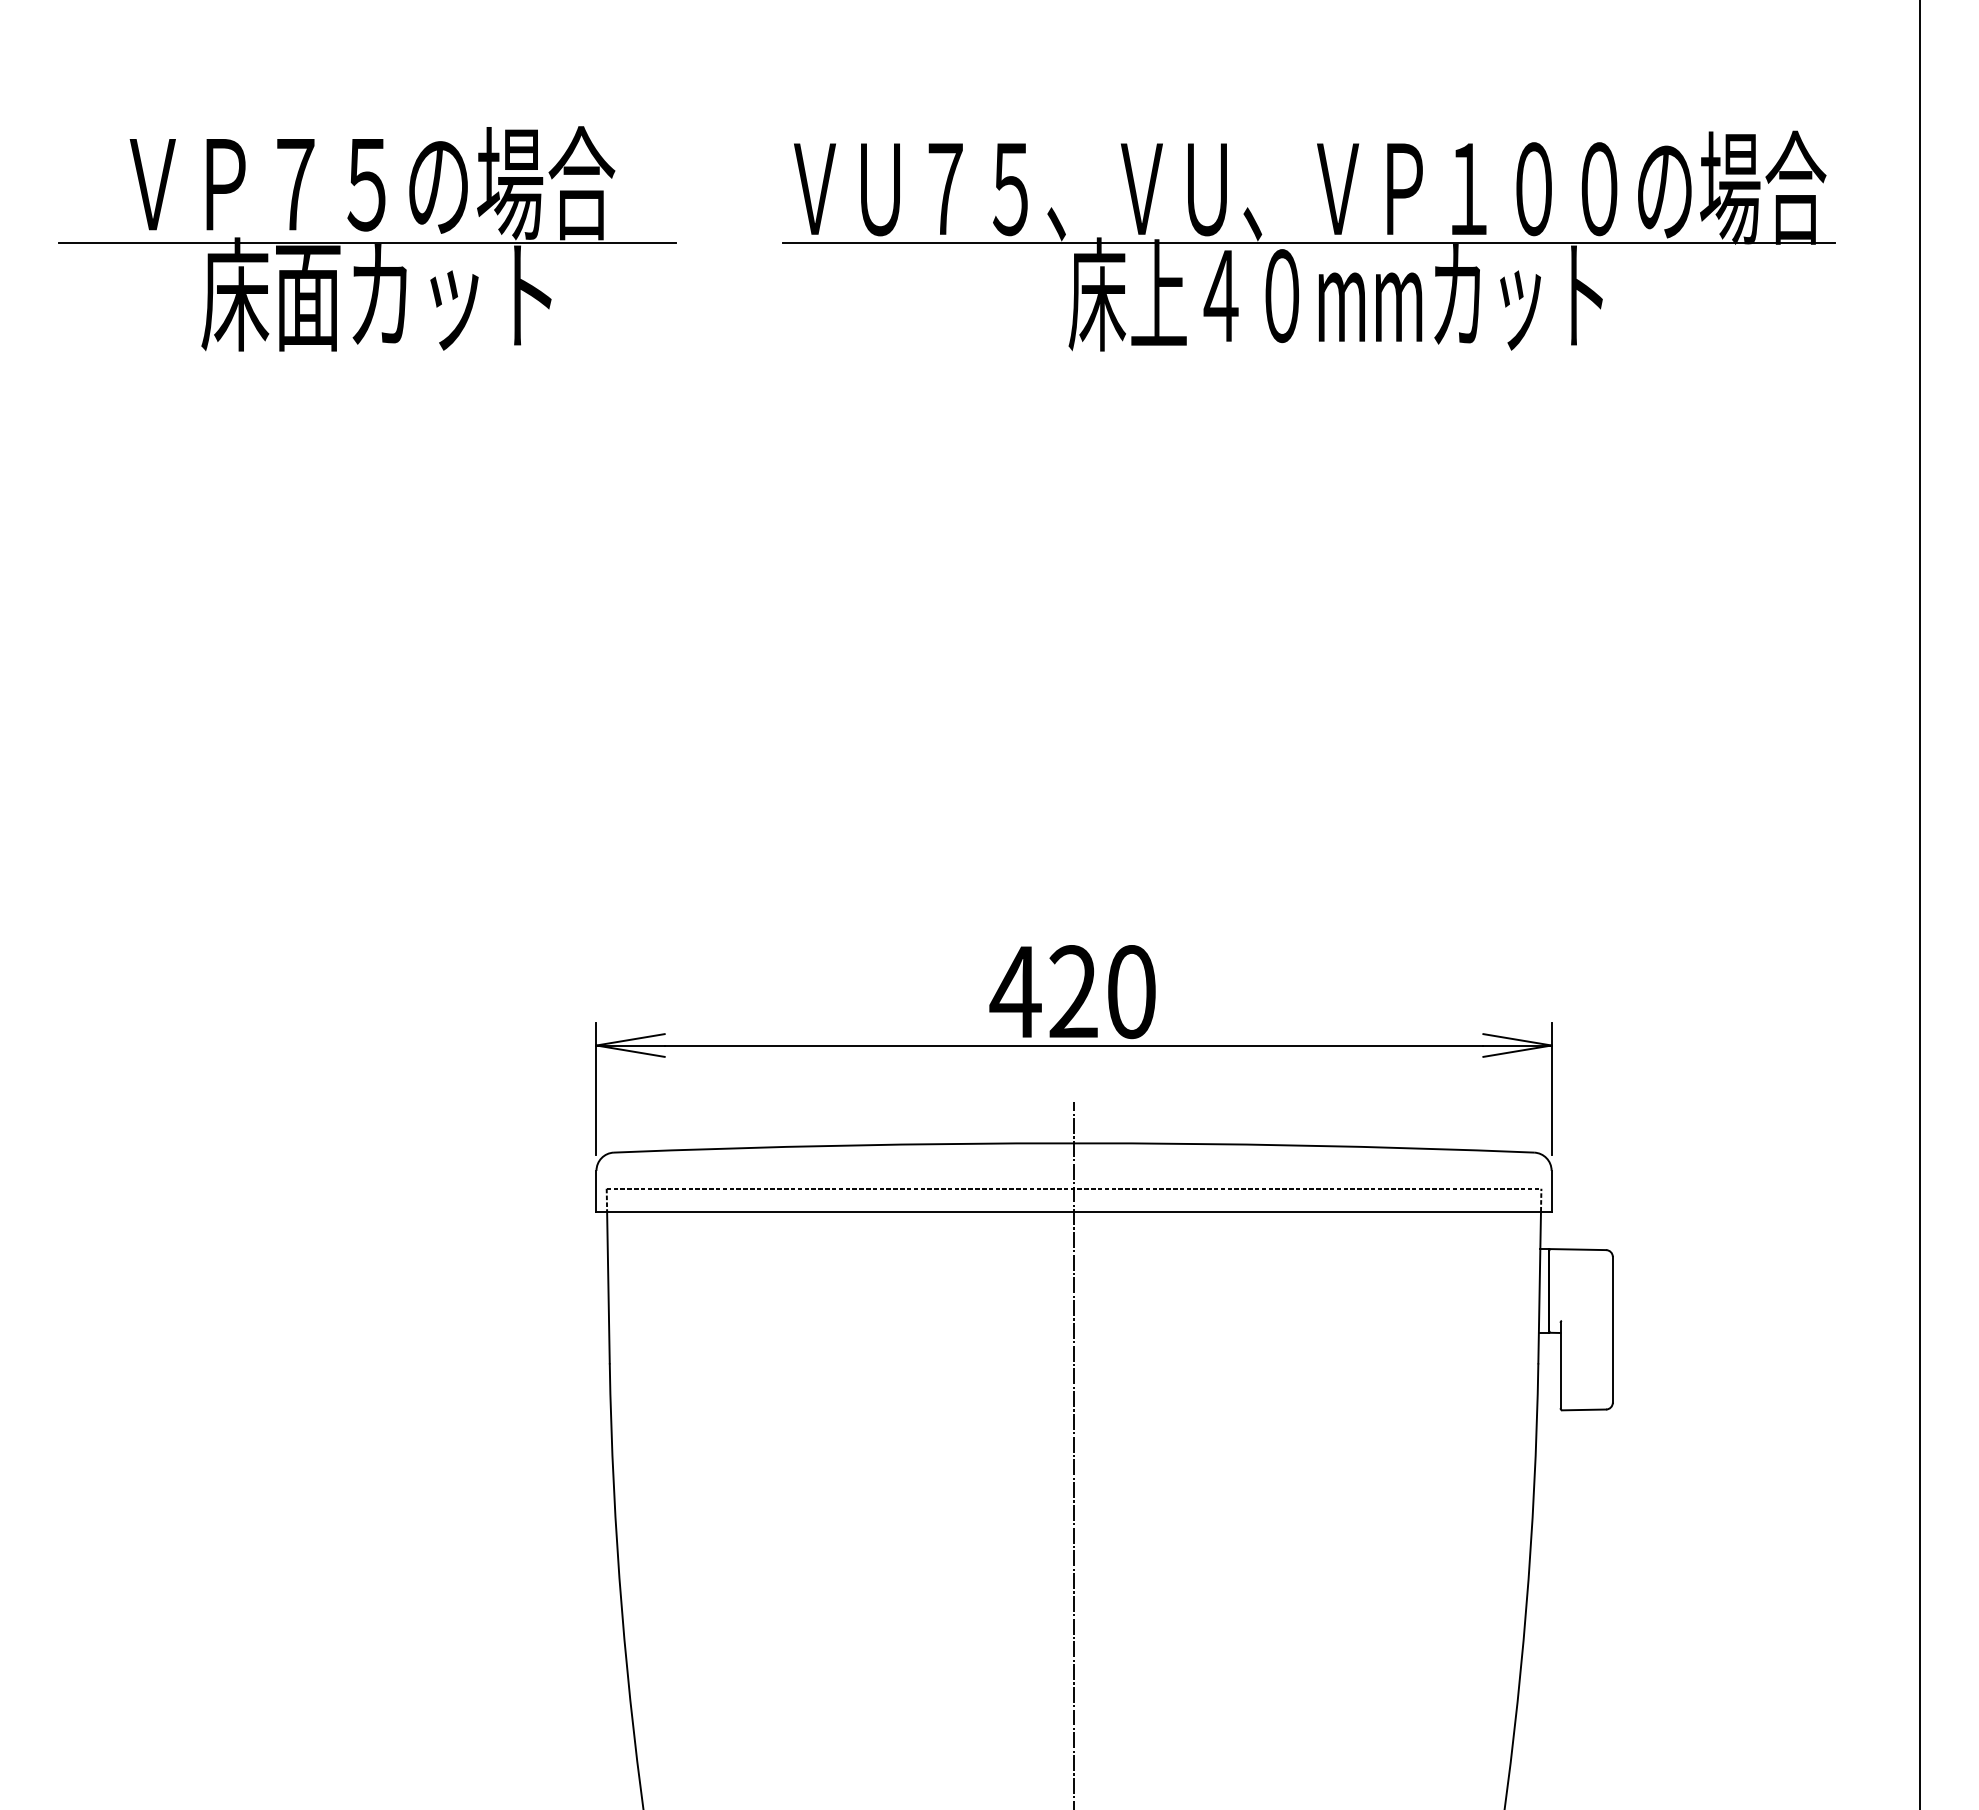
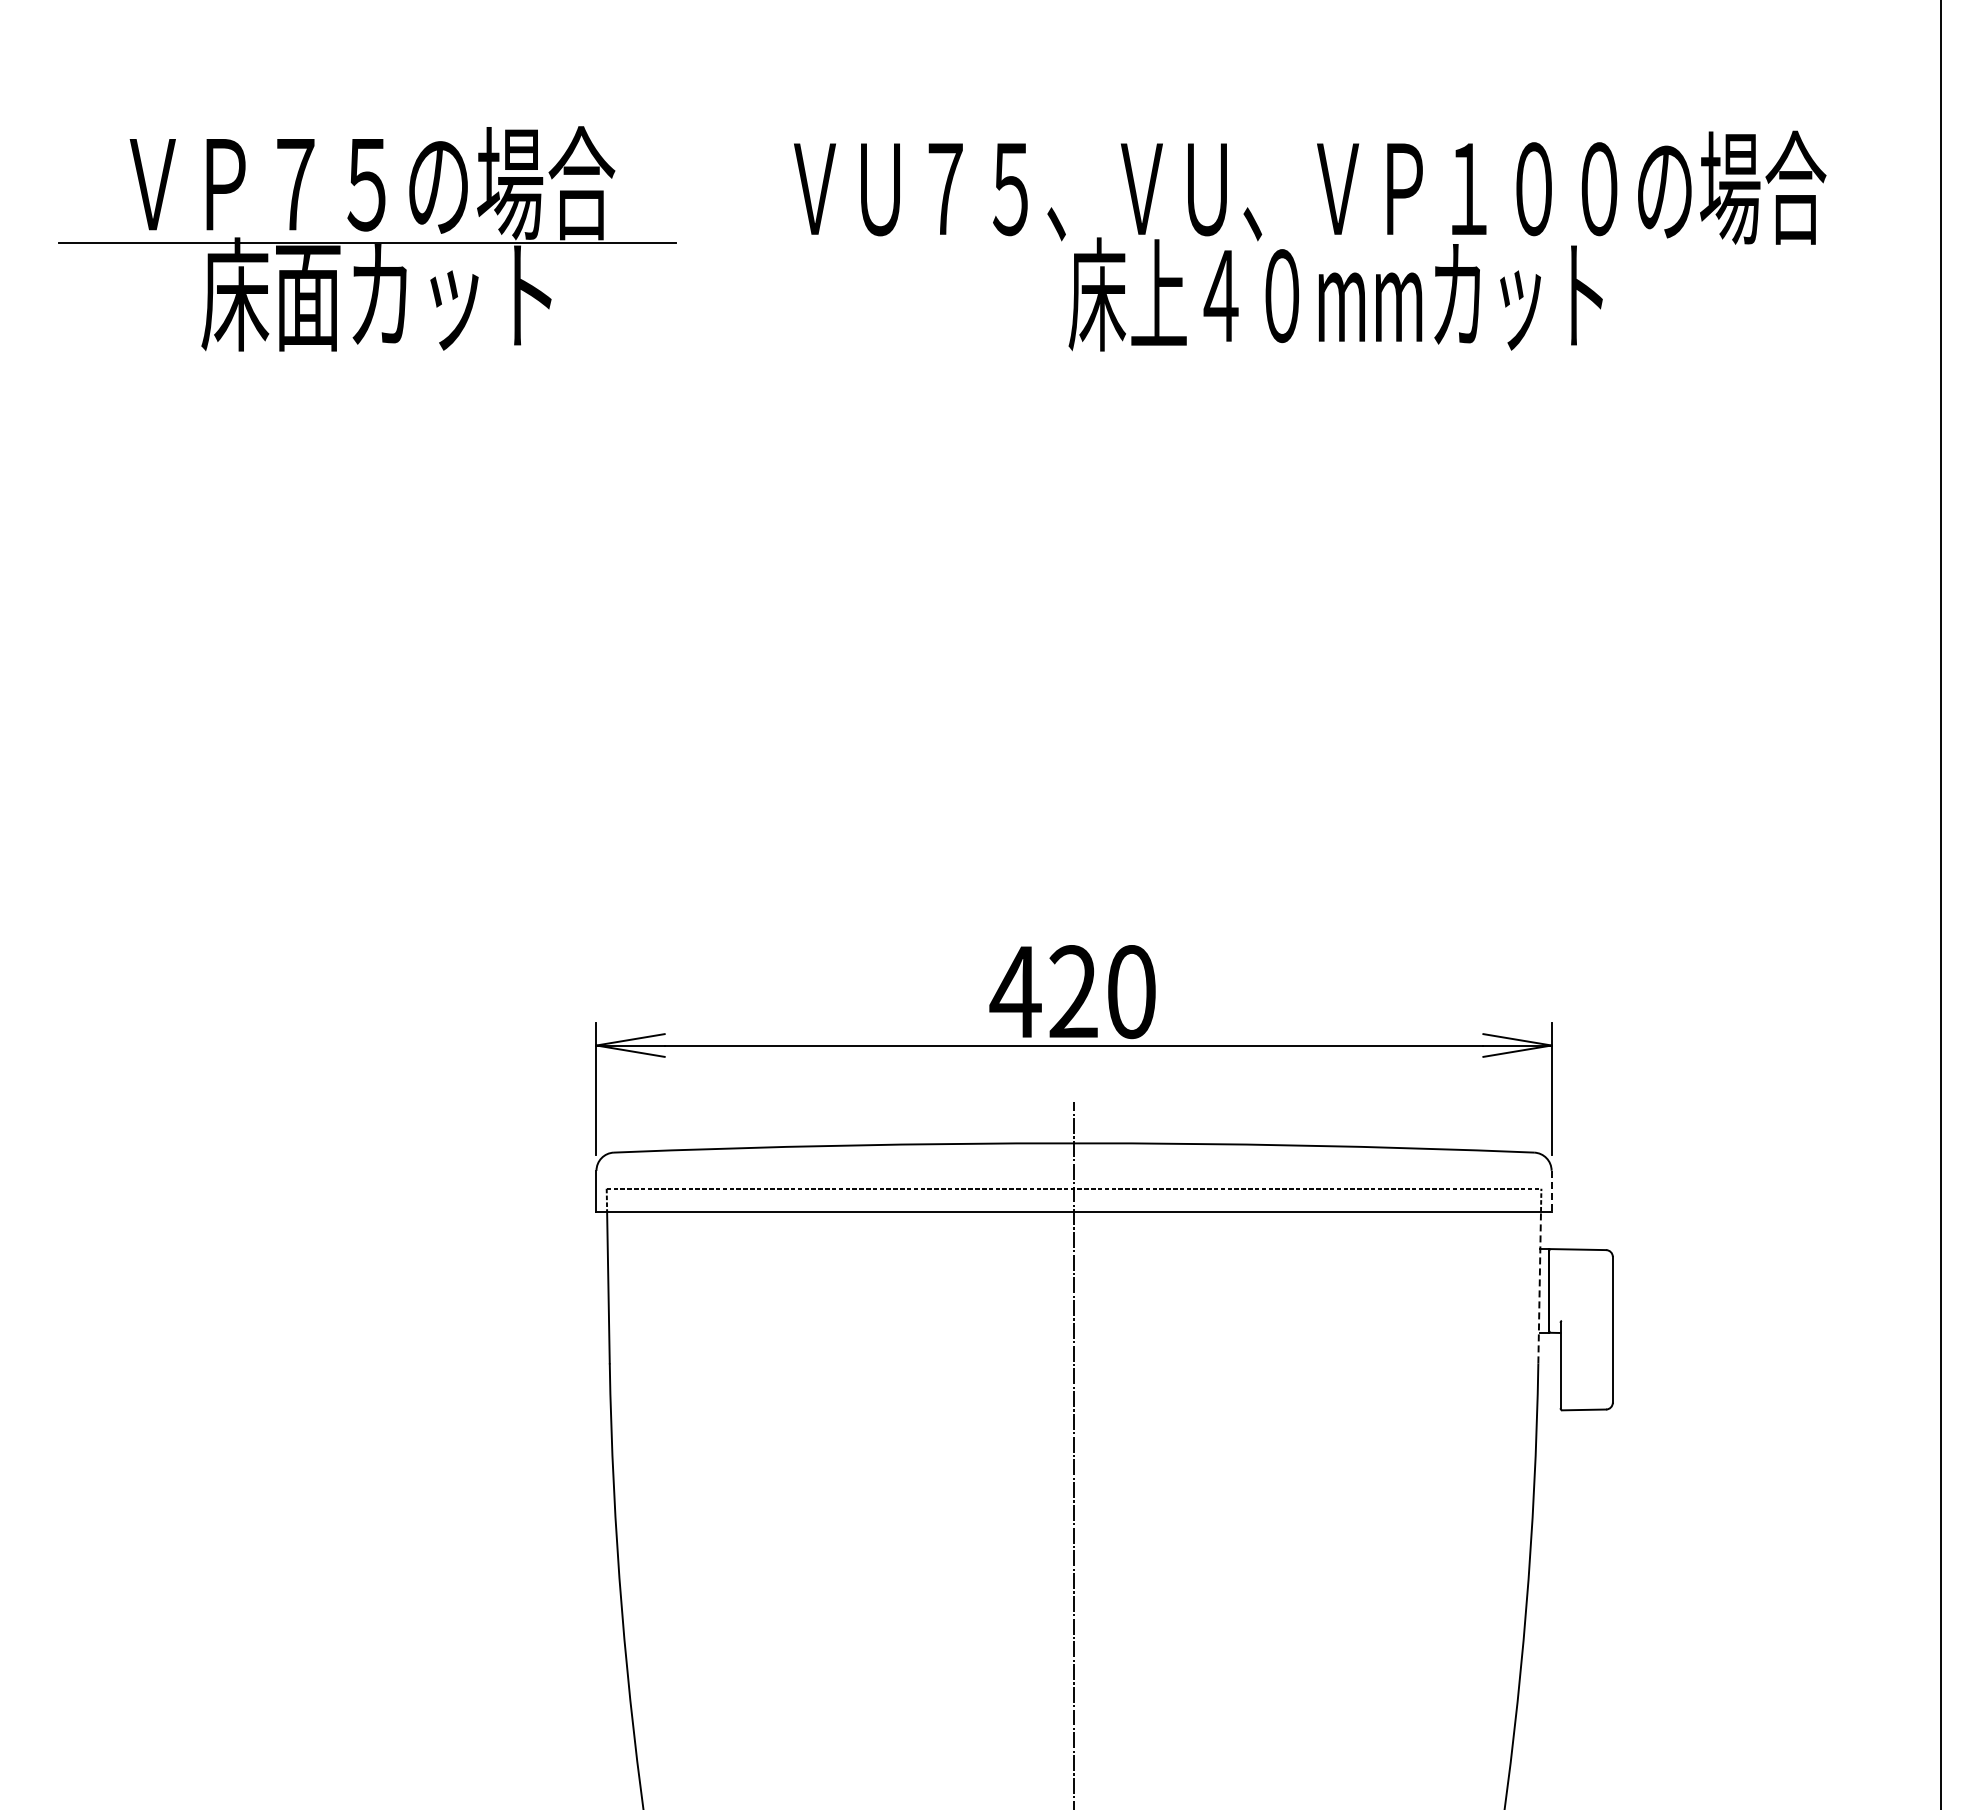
line: present -> none (1308, 242)
line position: (1919, 904) -> (1940, 904) (1940, 904)
line: solid -> dashed (1551, 1191)
line: solid -> dashed (1539, 1287)
